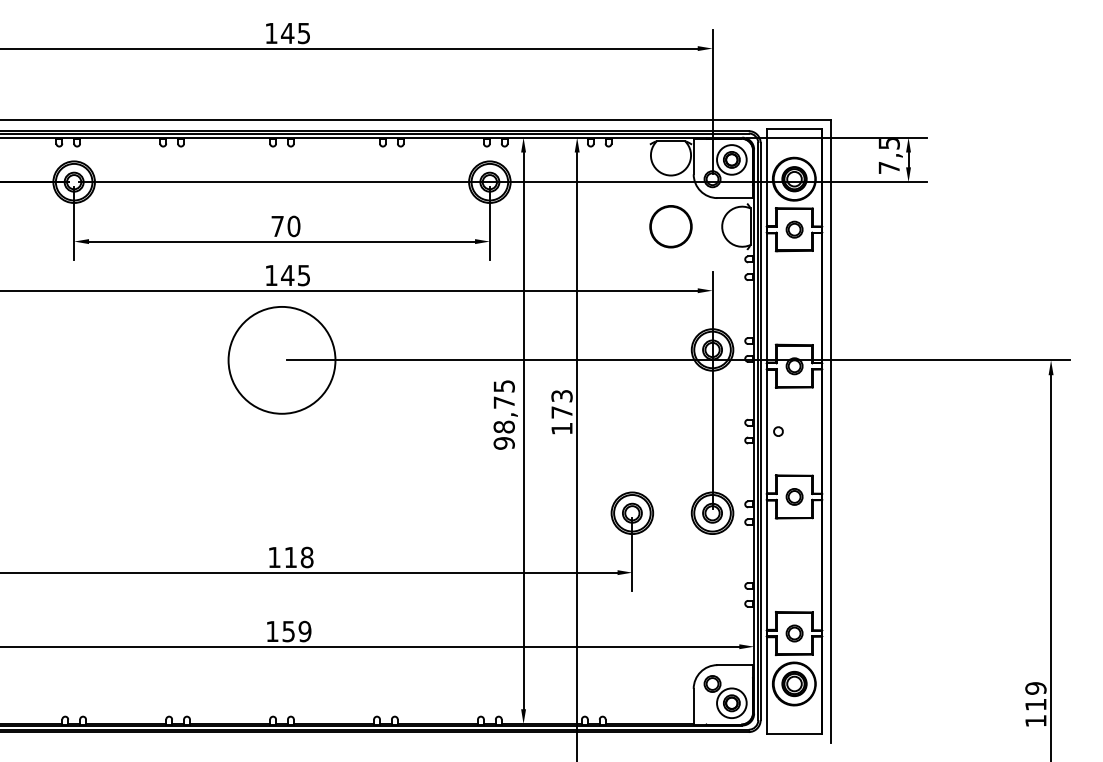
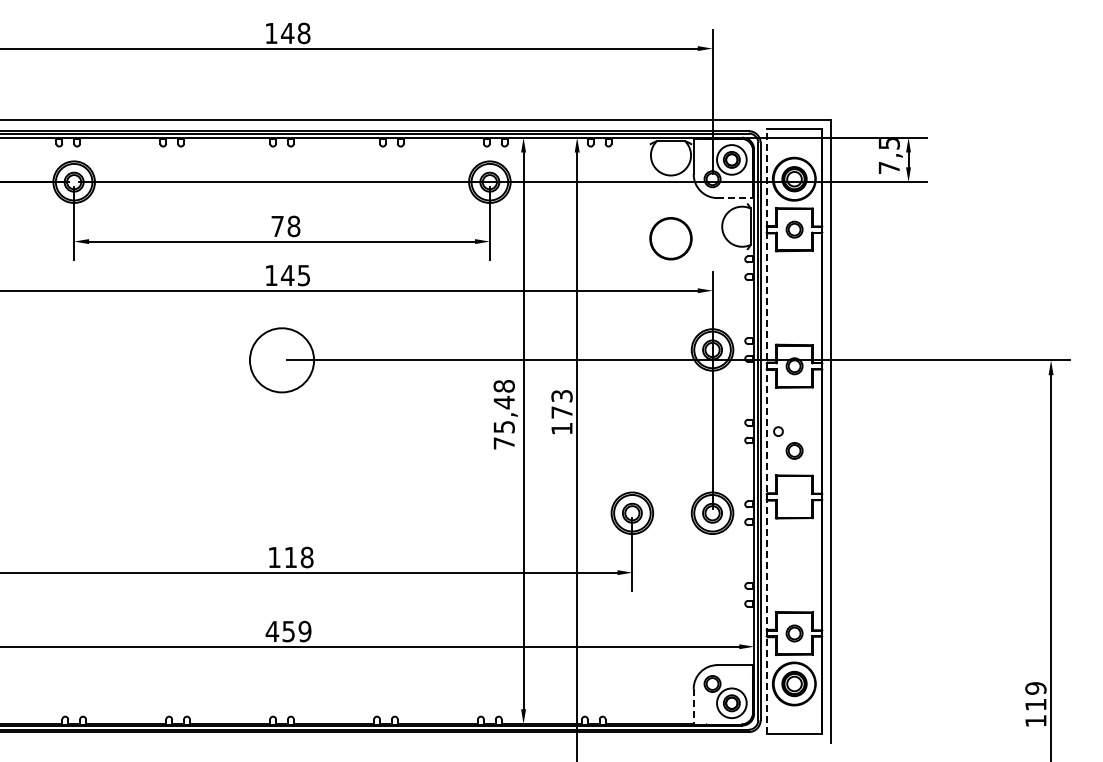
text: 145 -> 148 (303, 33)
line: solid -> dashed (735, 198)
text: 70 -> 78 (293, 226)
circle position: (670, 226) -> (670, 238) (670, 238)
circle diameter: 107 px -> 64 px (281, 360)
text: 98,75 -> 75,48 (503, 414)
line: solid -> dashed (766, 431)
part position: (794, 496) -> (794, 450) (794, 450)
text: 159 -> 459 (272, 631)
line: solid -> dashed (693, 706)
